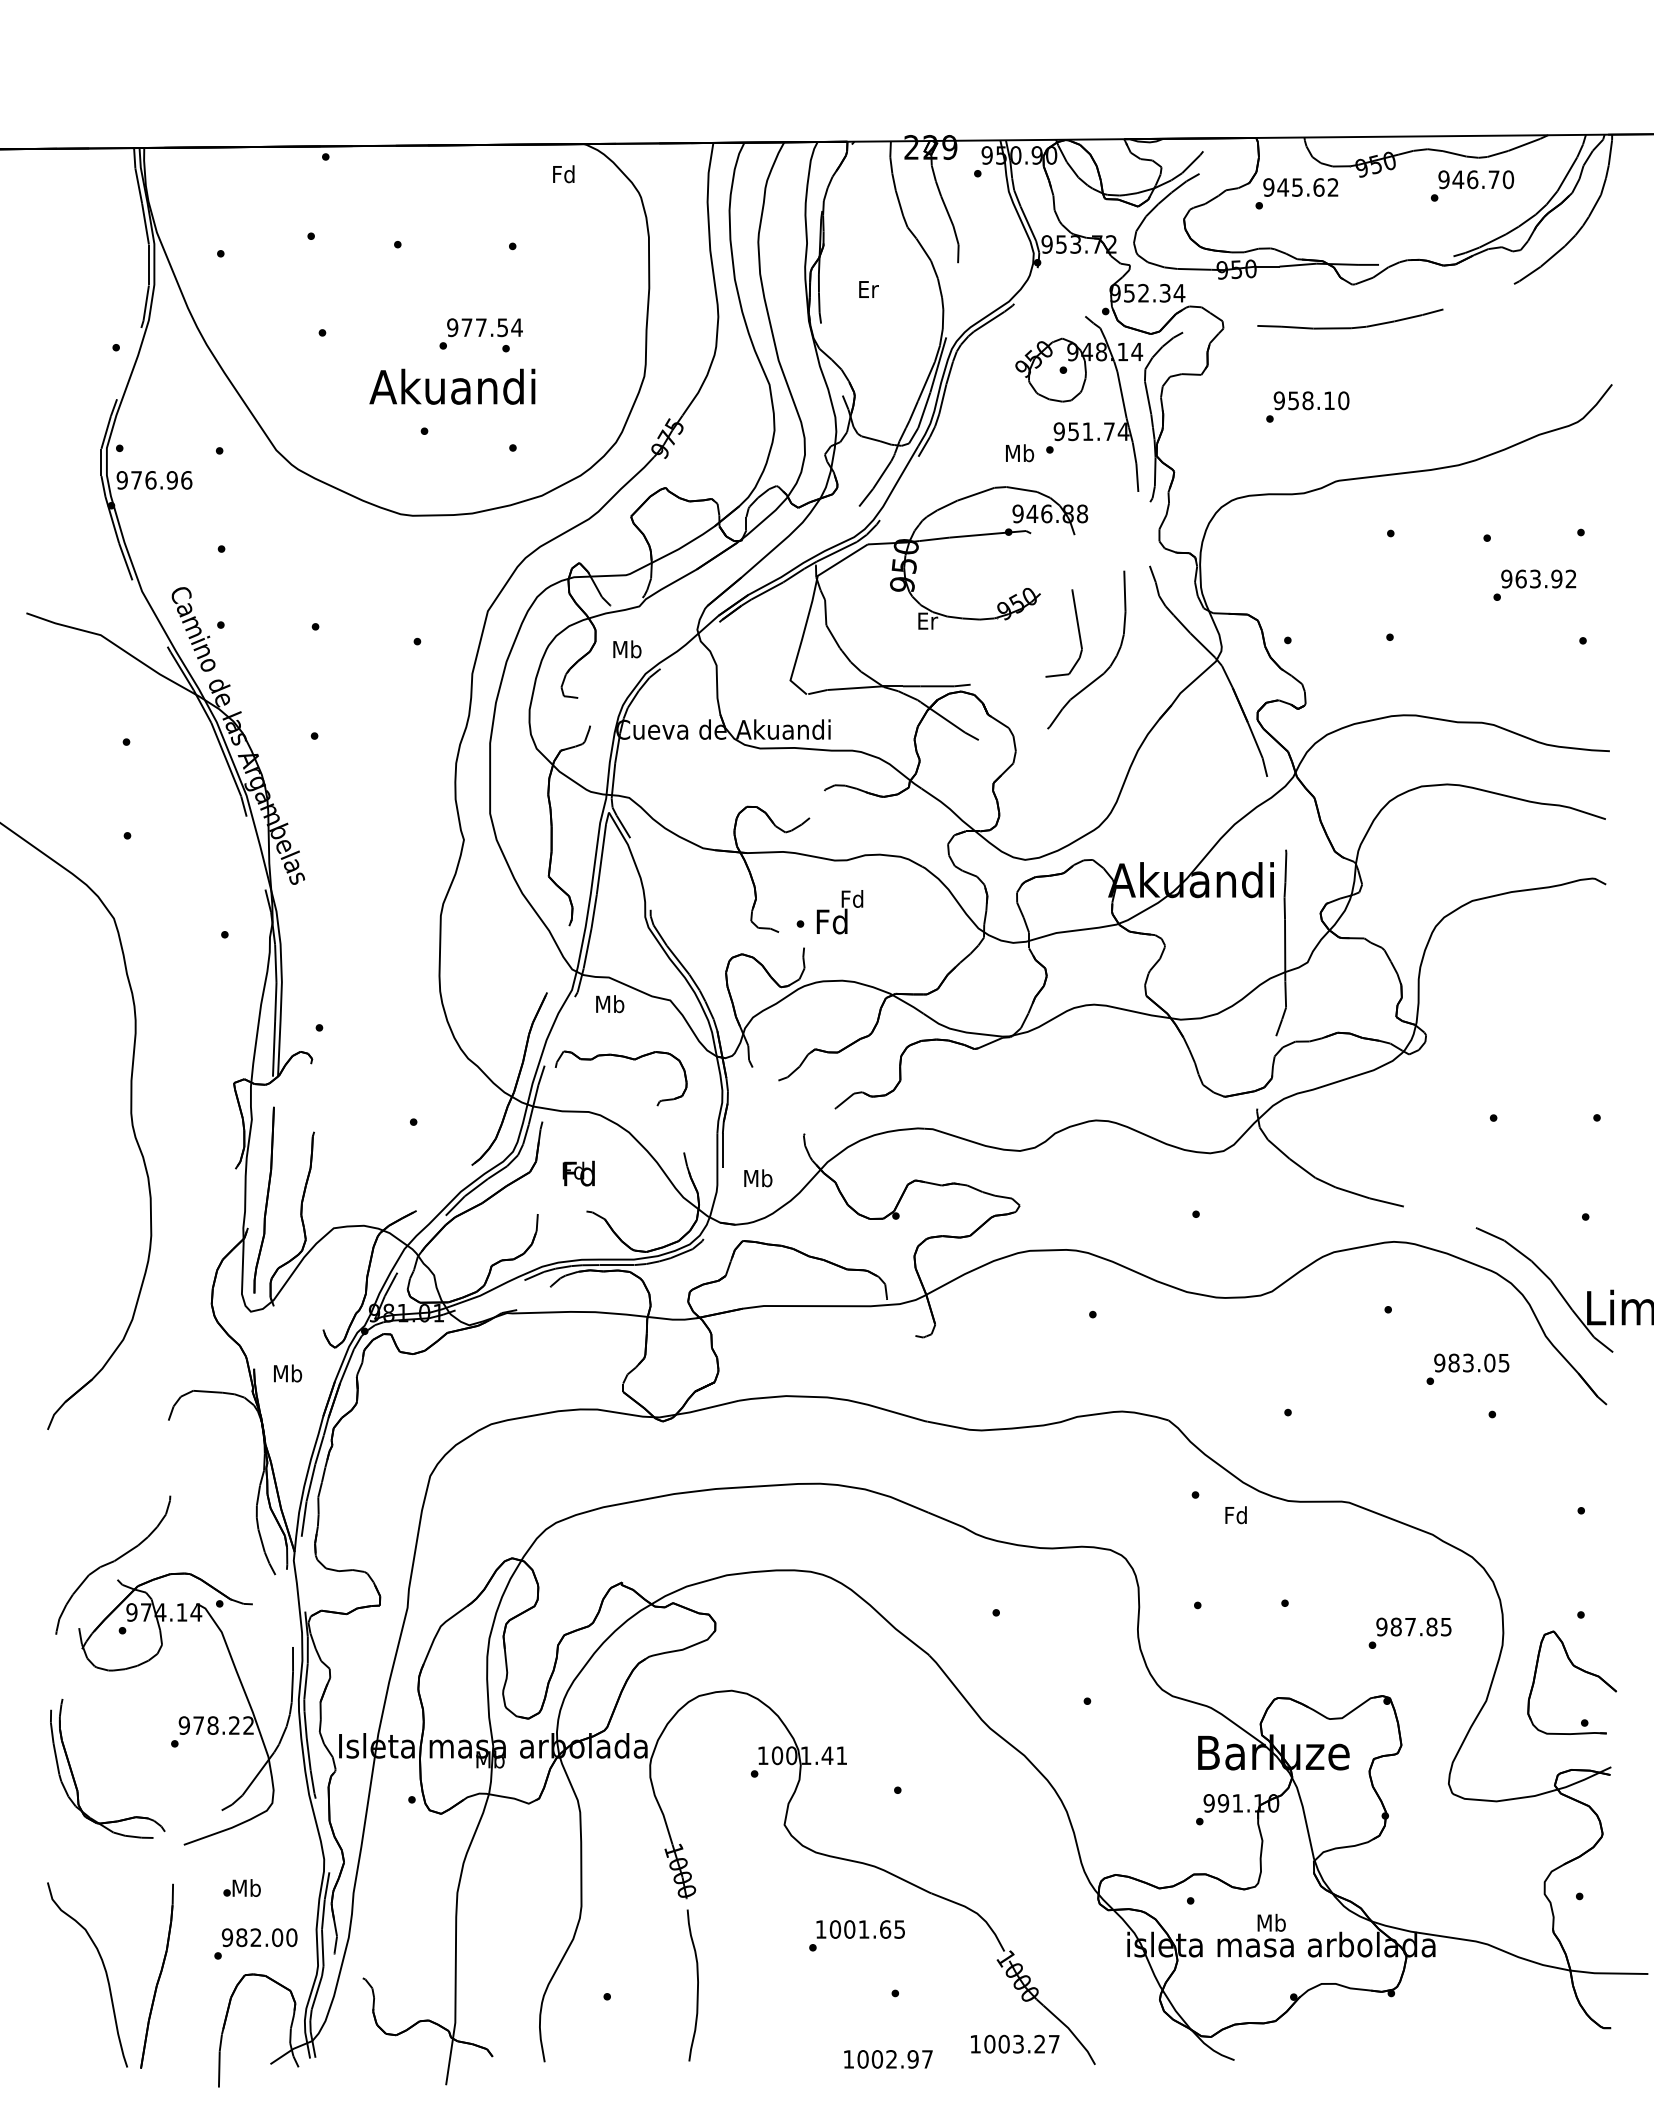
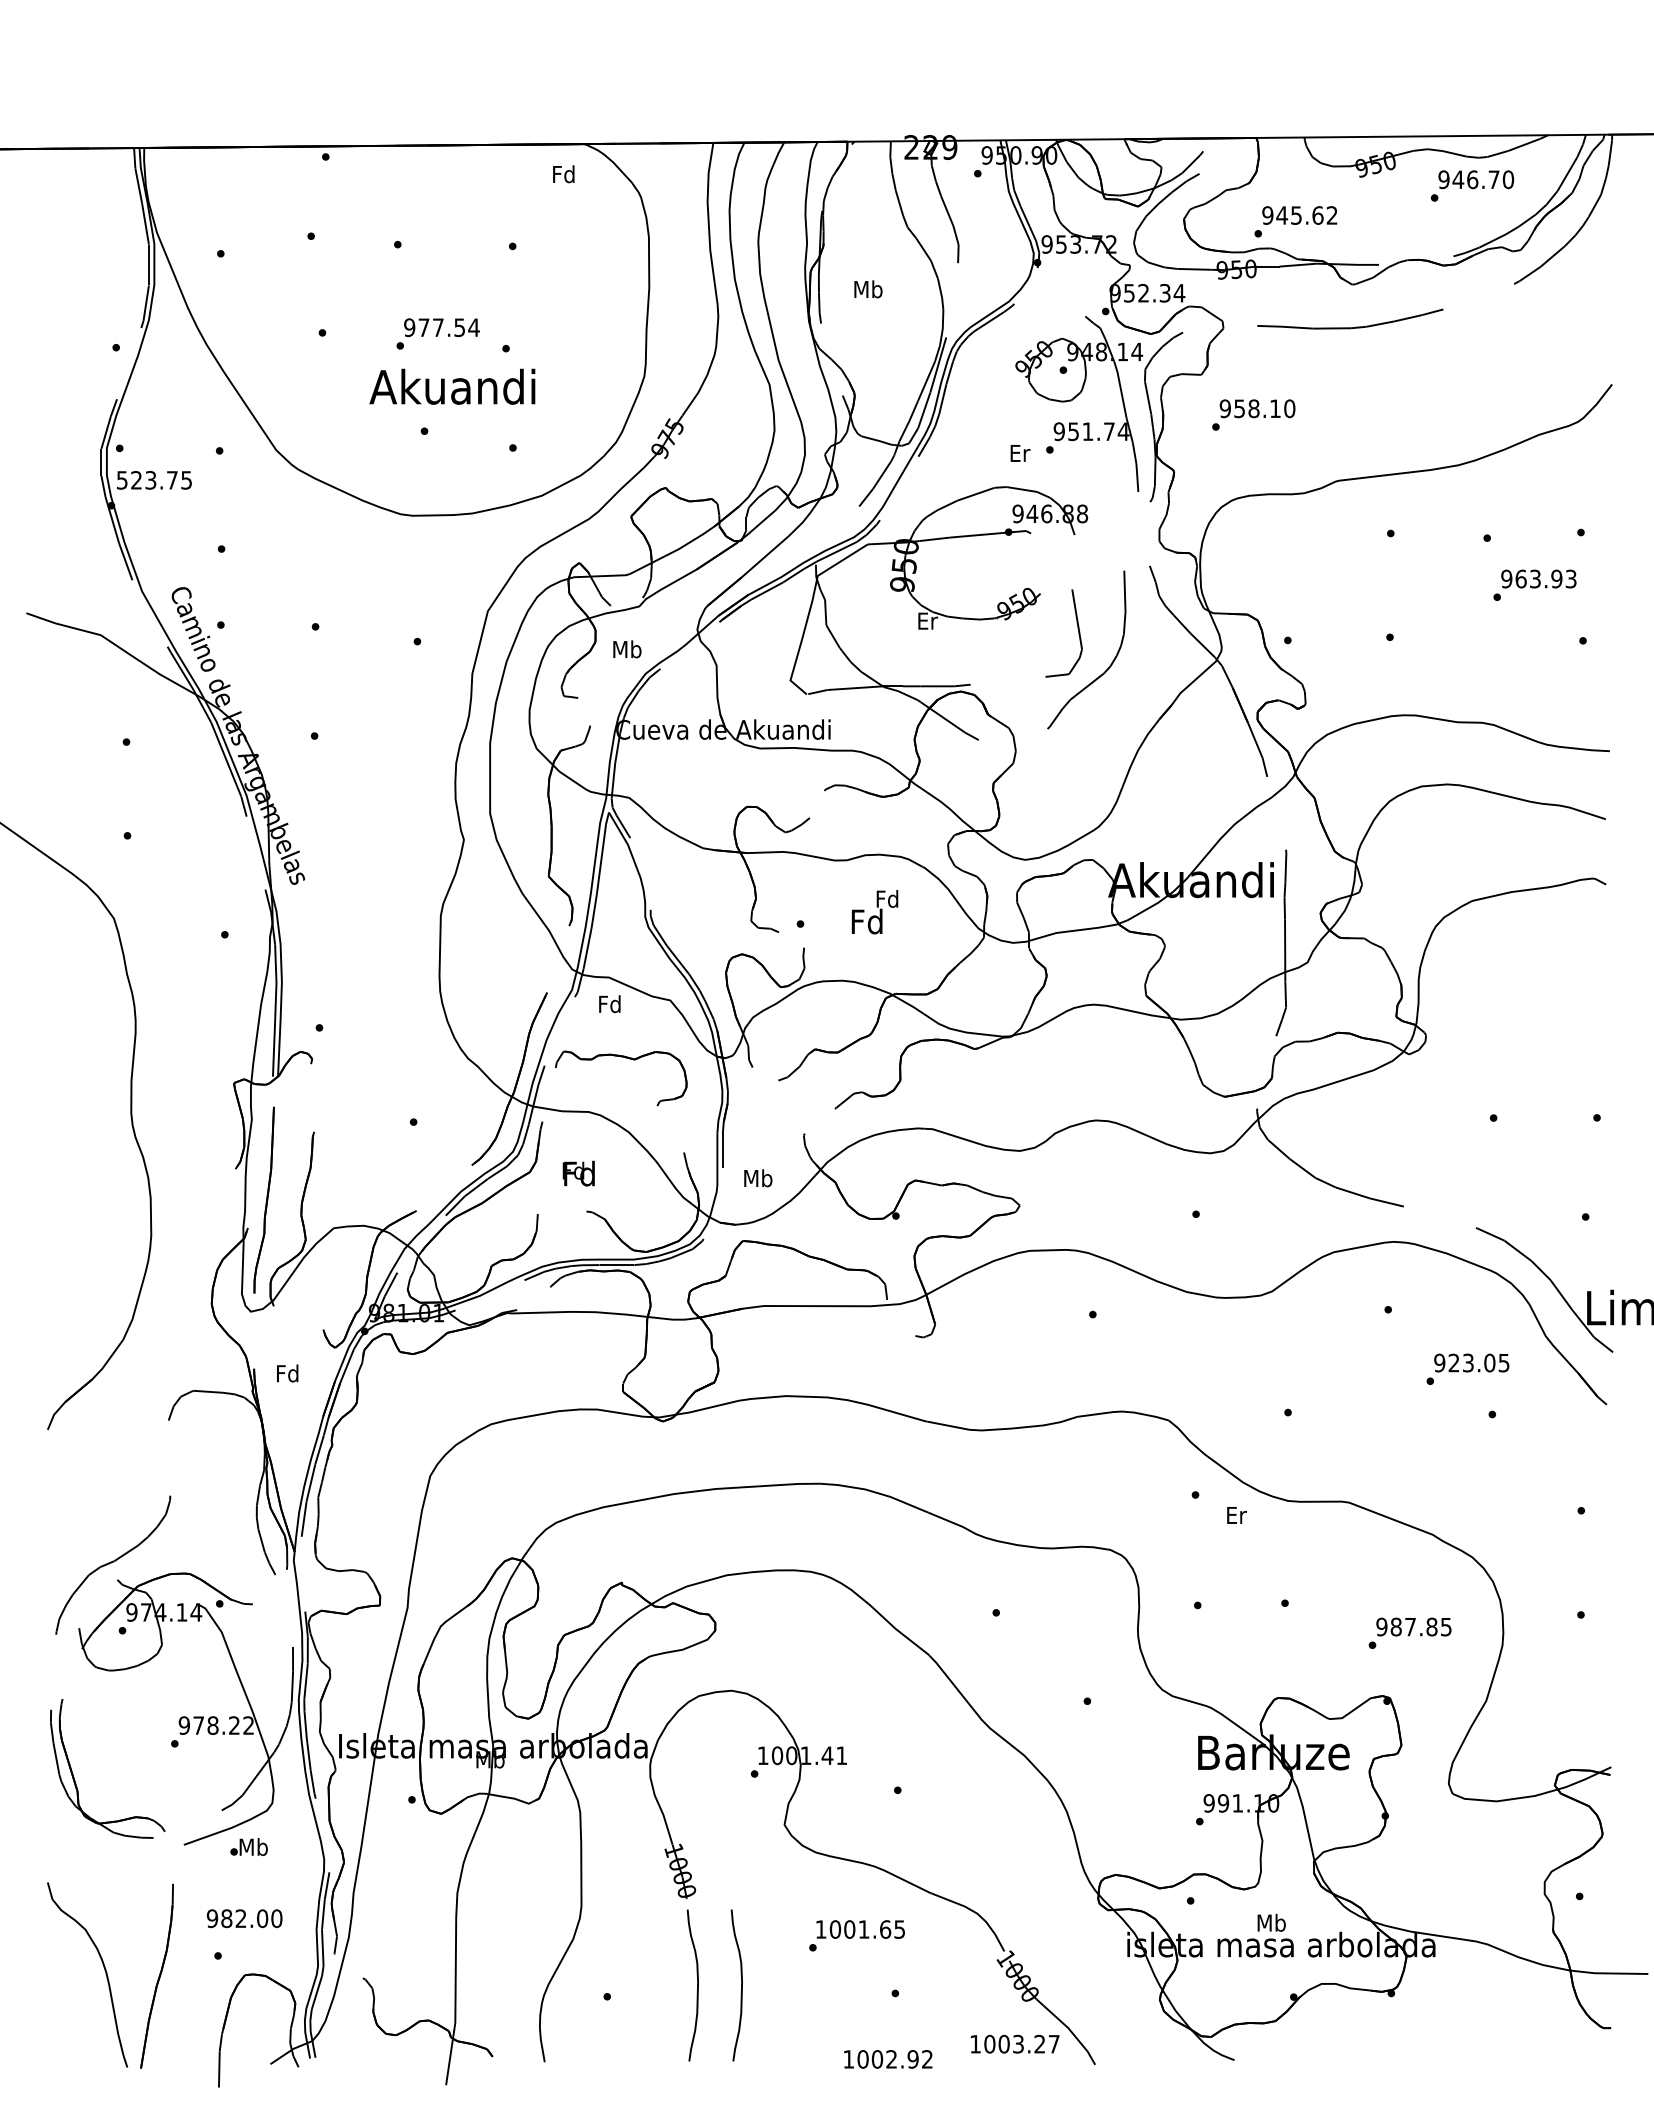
text position: (1296, 193) -> (1295, 221) (1295, 221)
text: Er -> Mb (868, 289)
text position: (480, 333) -> (437, 333) (437, 333)
text position: (1307, 406) -> (1253, 414) (1253, 414)
text: Mb -> Er (1020, 453)
text: 976.96 -> 523.75 (154, 480)
text: 963.92 -> 963.93 (1570, 579)
text position: (839, 912) -> (874, 912) (874, 912)
text: Mb -> Fd (610, 1004)
text: 983.05 -> 923.05 (1453, 1362)
text: Mb -> Fd (288, 1373)
text: Fd -> Er (1235, 1515)
part: present -> none (1578, 1669)
text position: (241, 1887) -> (248, 1846) (248, 1846)
text position: (259, 1937) -> (244, 1918) (244, 1918)
curve: none -> present (741, 1985)
text: 1002.97 -> 1002.92 (927, 2059)
